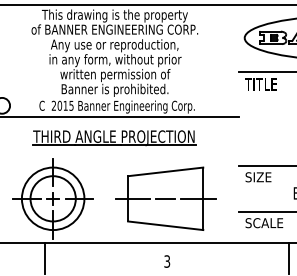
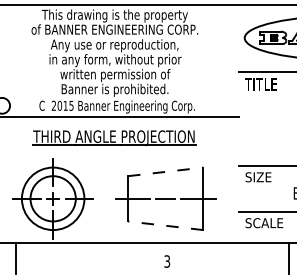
line: solid -> dashed (165, 171)
line: solid -> dashed (165, 225)
line position: (45, 257) -> (16, 257) (16, 257)
